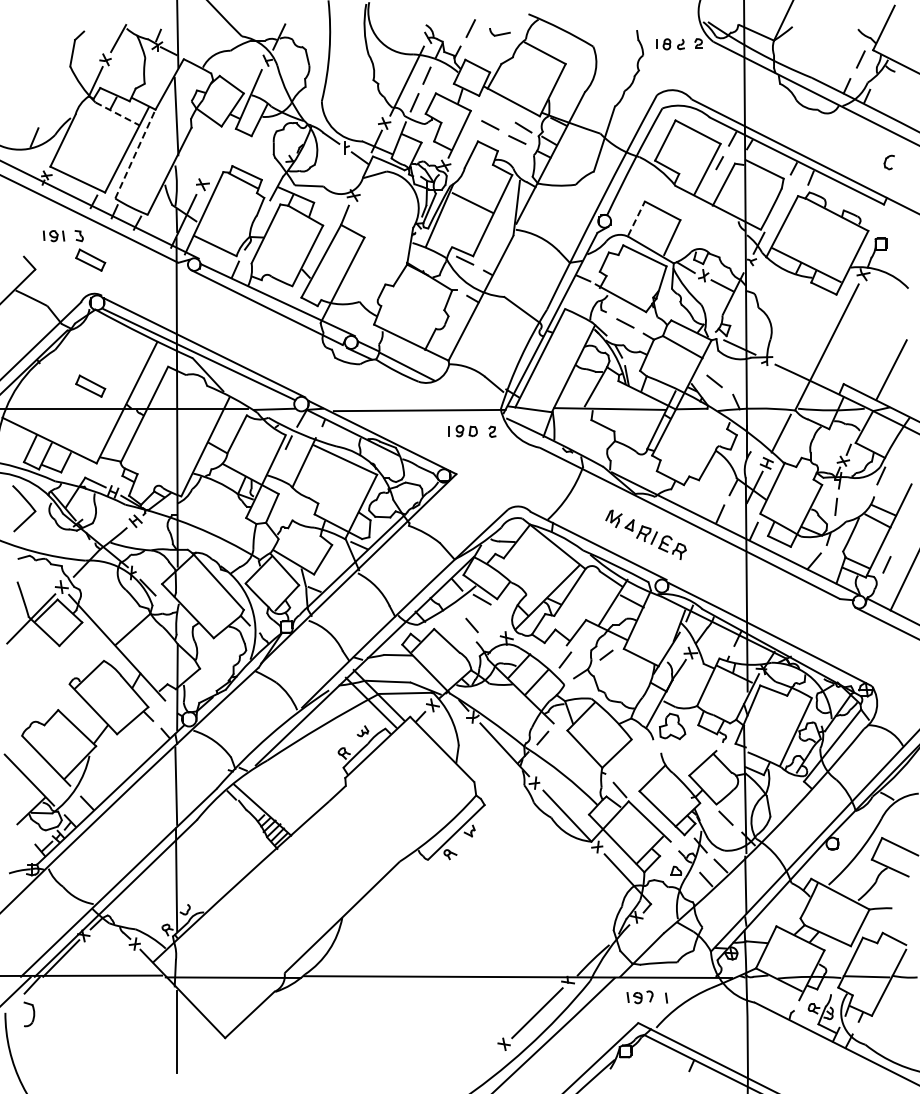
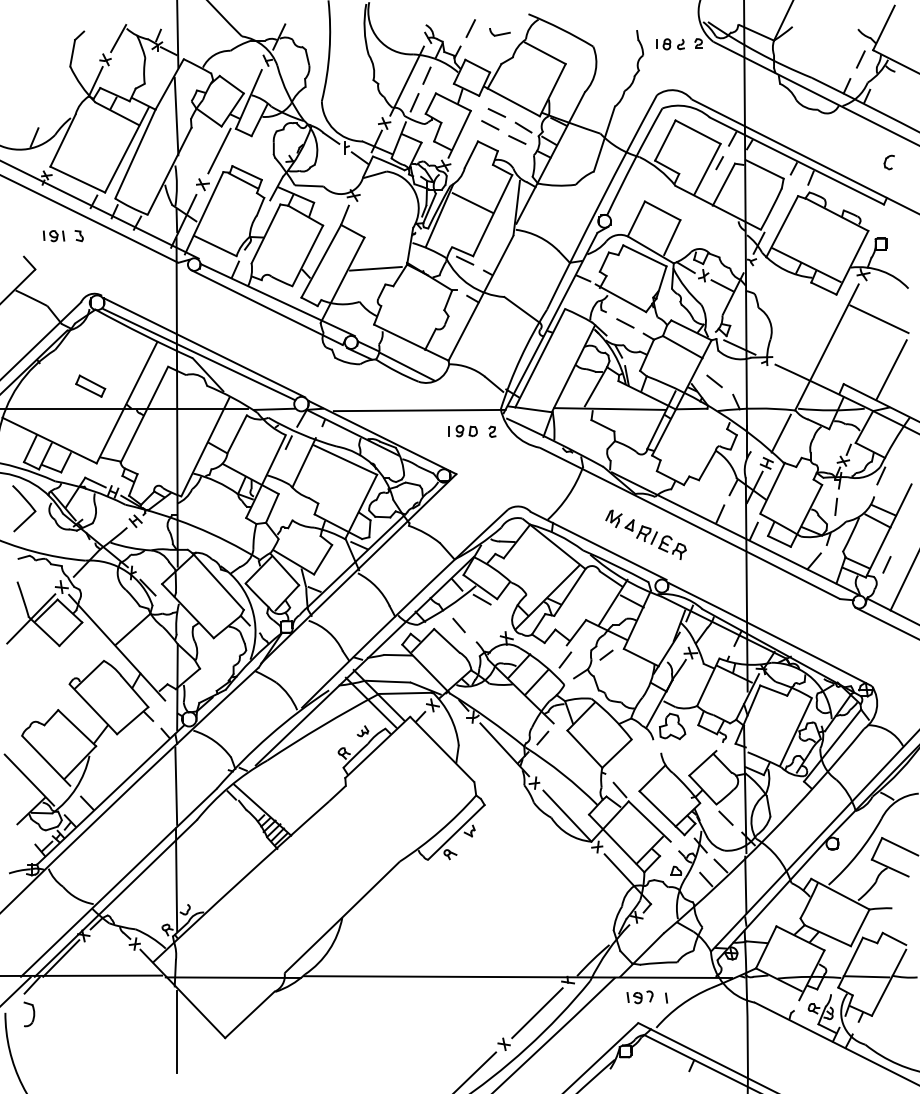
line: none -> present (496, 112)
line: dashed -> solid (117, 113)
line: none -> present (219, 150)
line: dashed -> solid (135, 154)
line: dashed -> solid (636, 218)
part: present -> none (90, 259)
line: none -> present (375, 268)
line: none -> present (879, 319)
line position: (471, 625) -> (458, 625) (458, 625)
line: none -> present (476, 1071)
